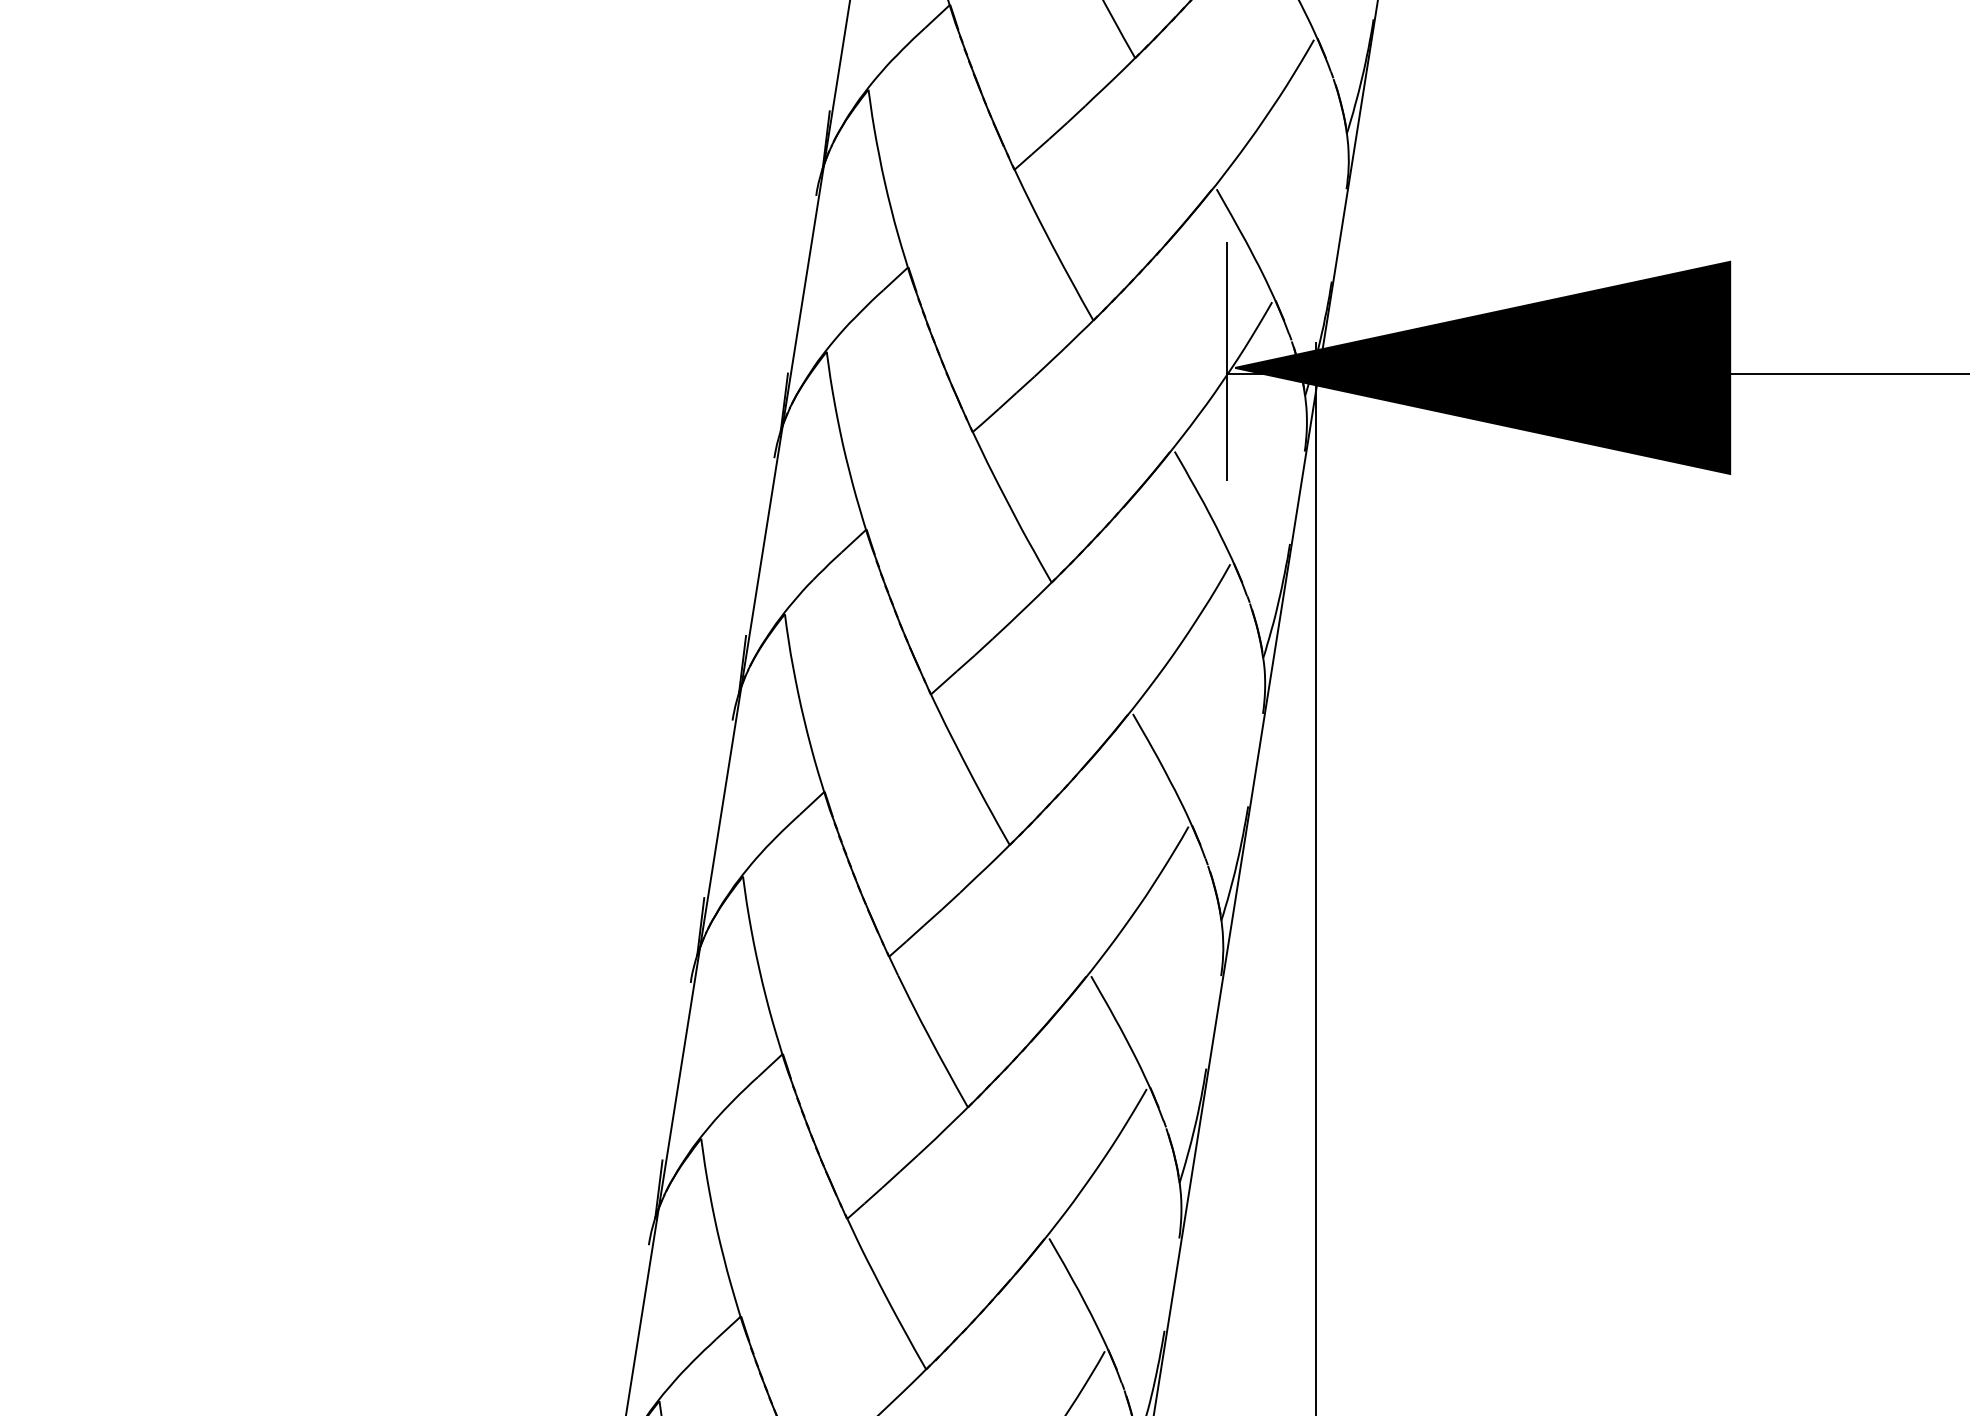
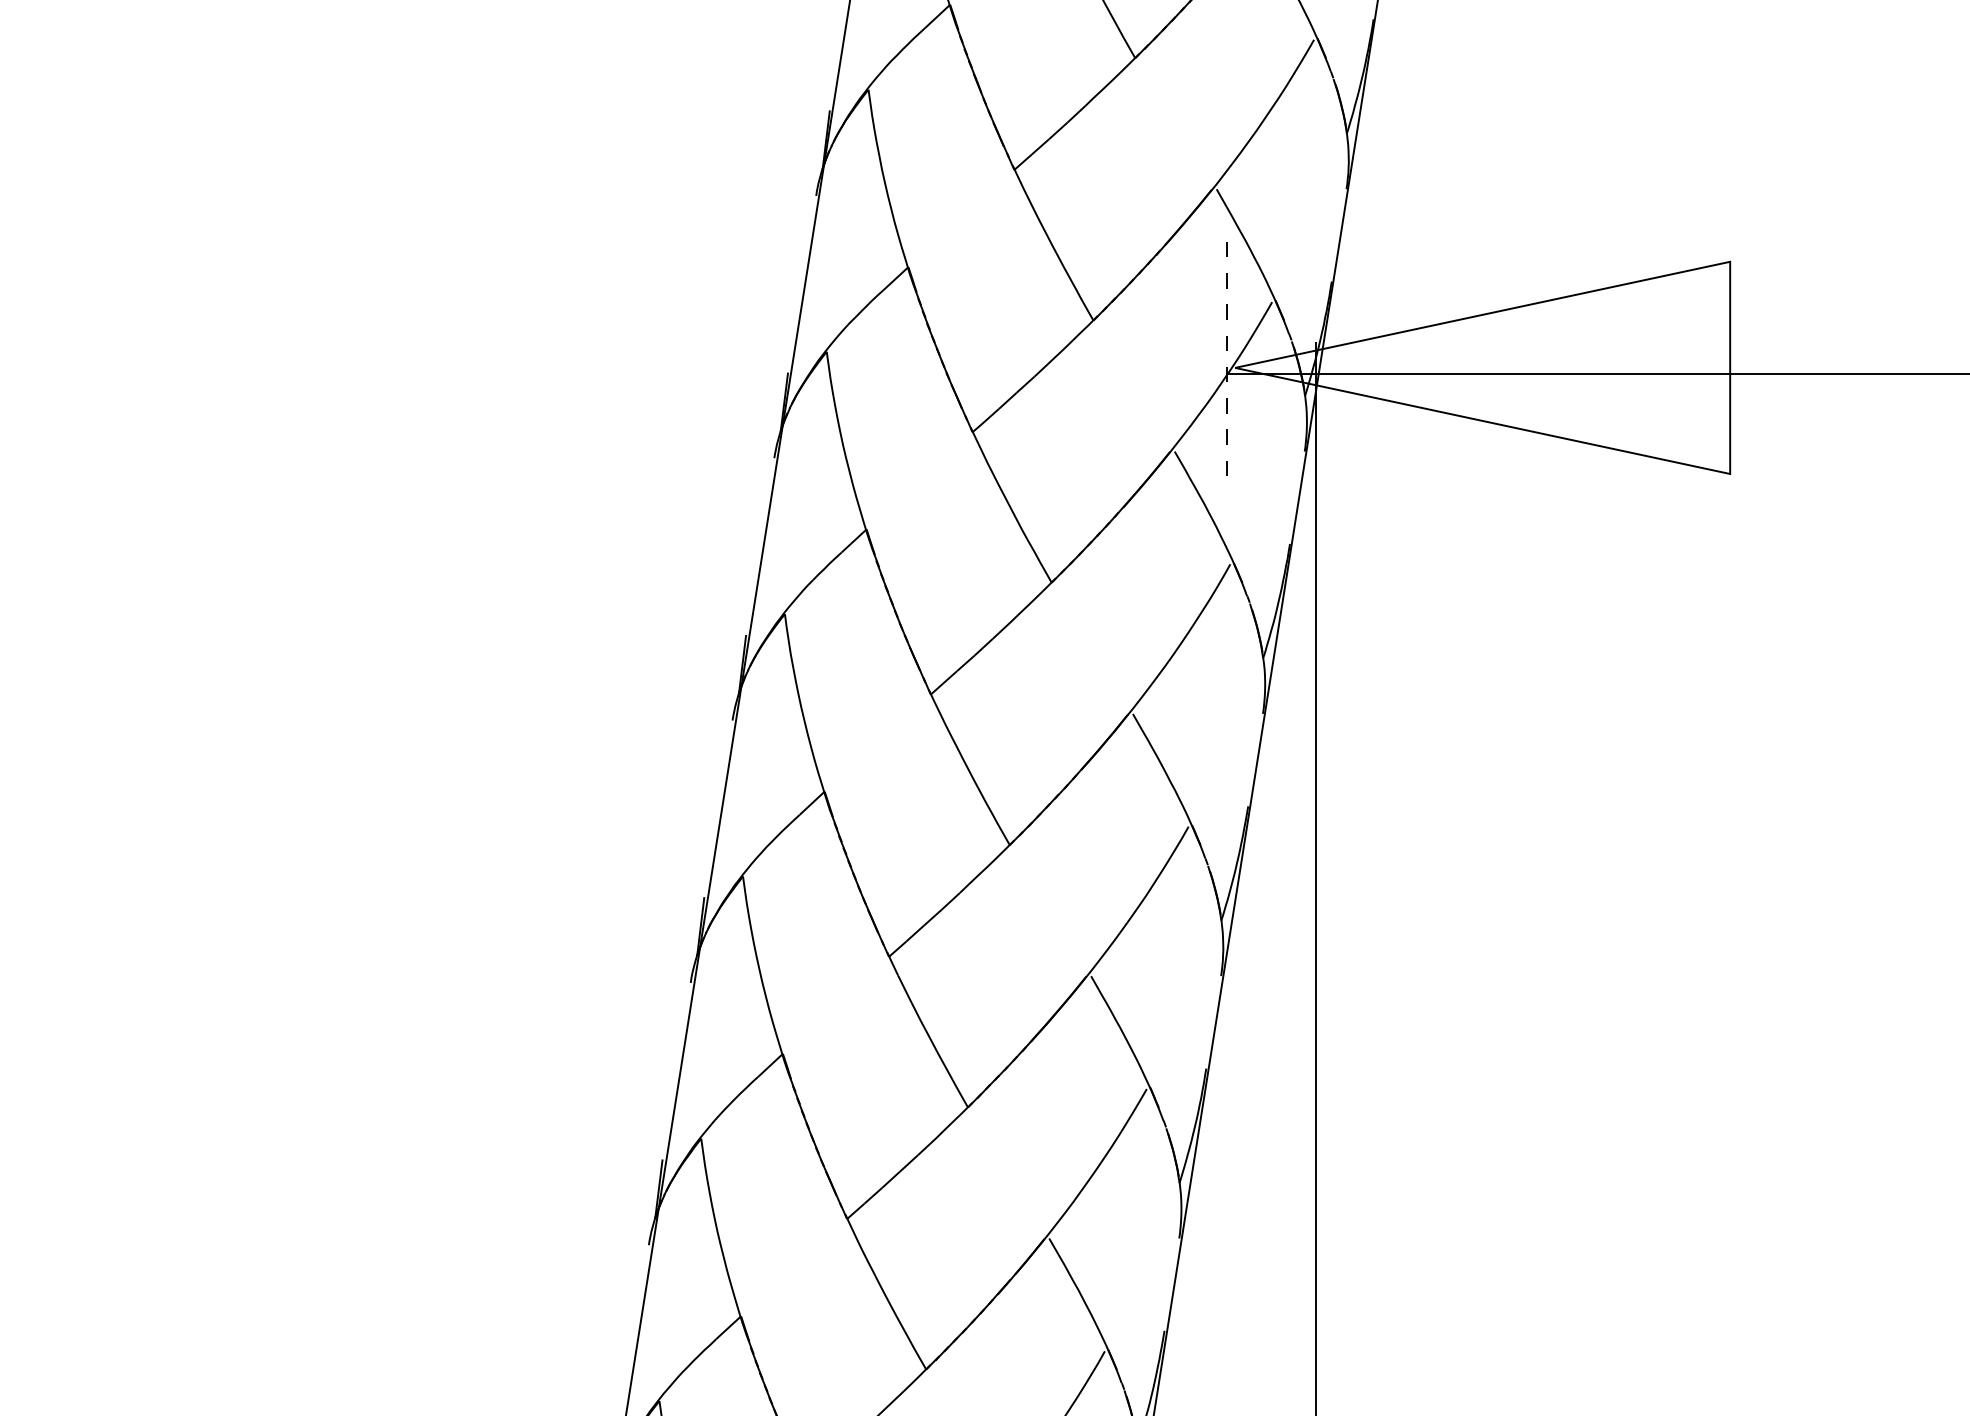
line: solid -> dashed (1227, 361)
fill: present -> none (1482, 367)
